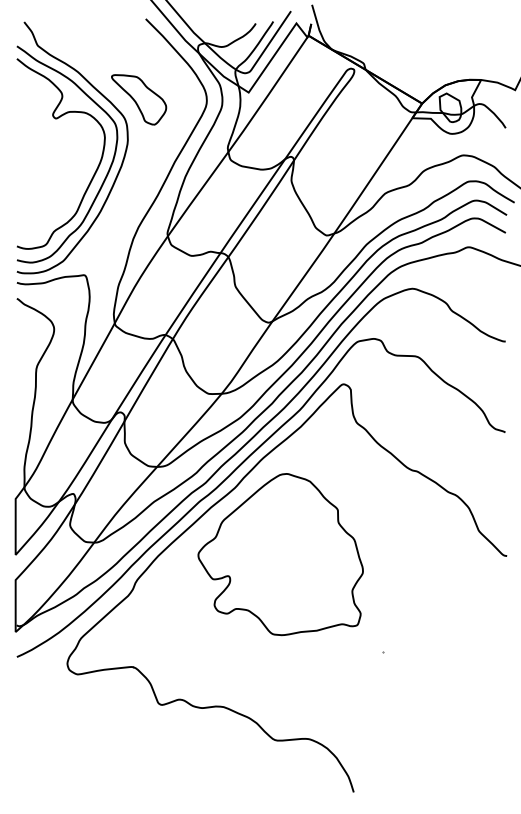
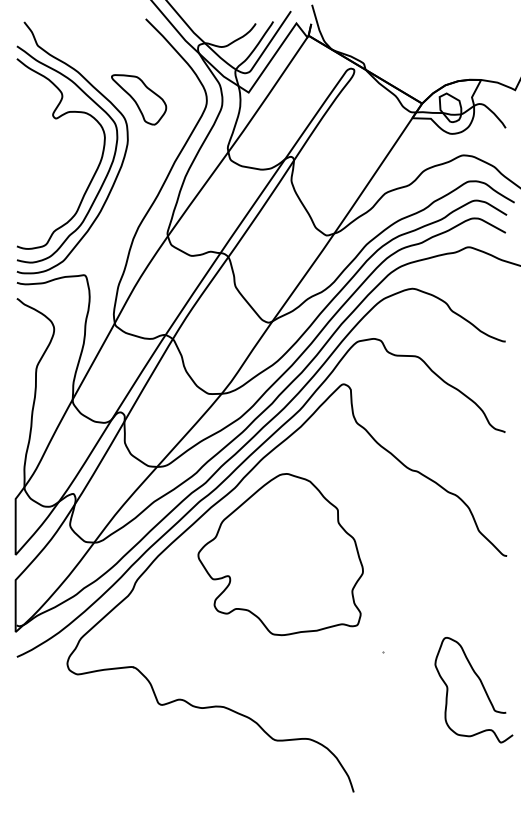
curve: none -> present (481, 685)
